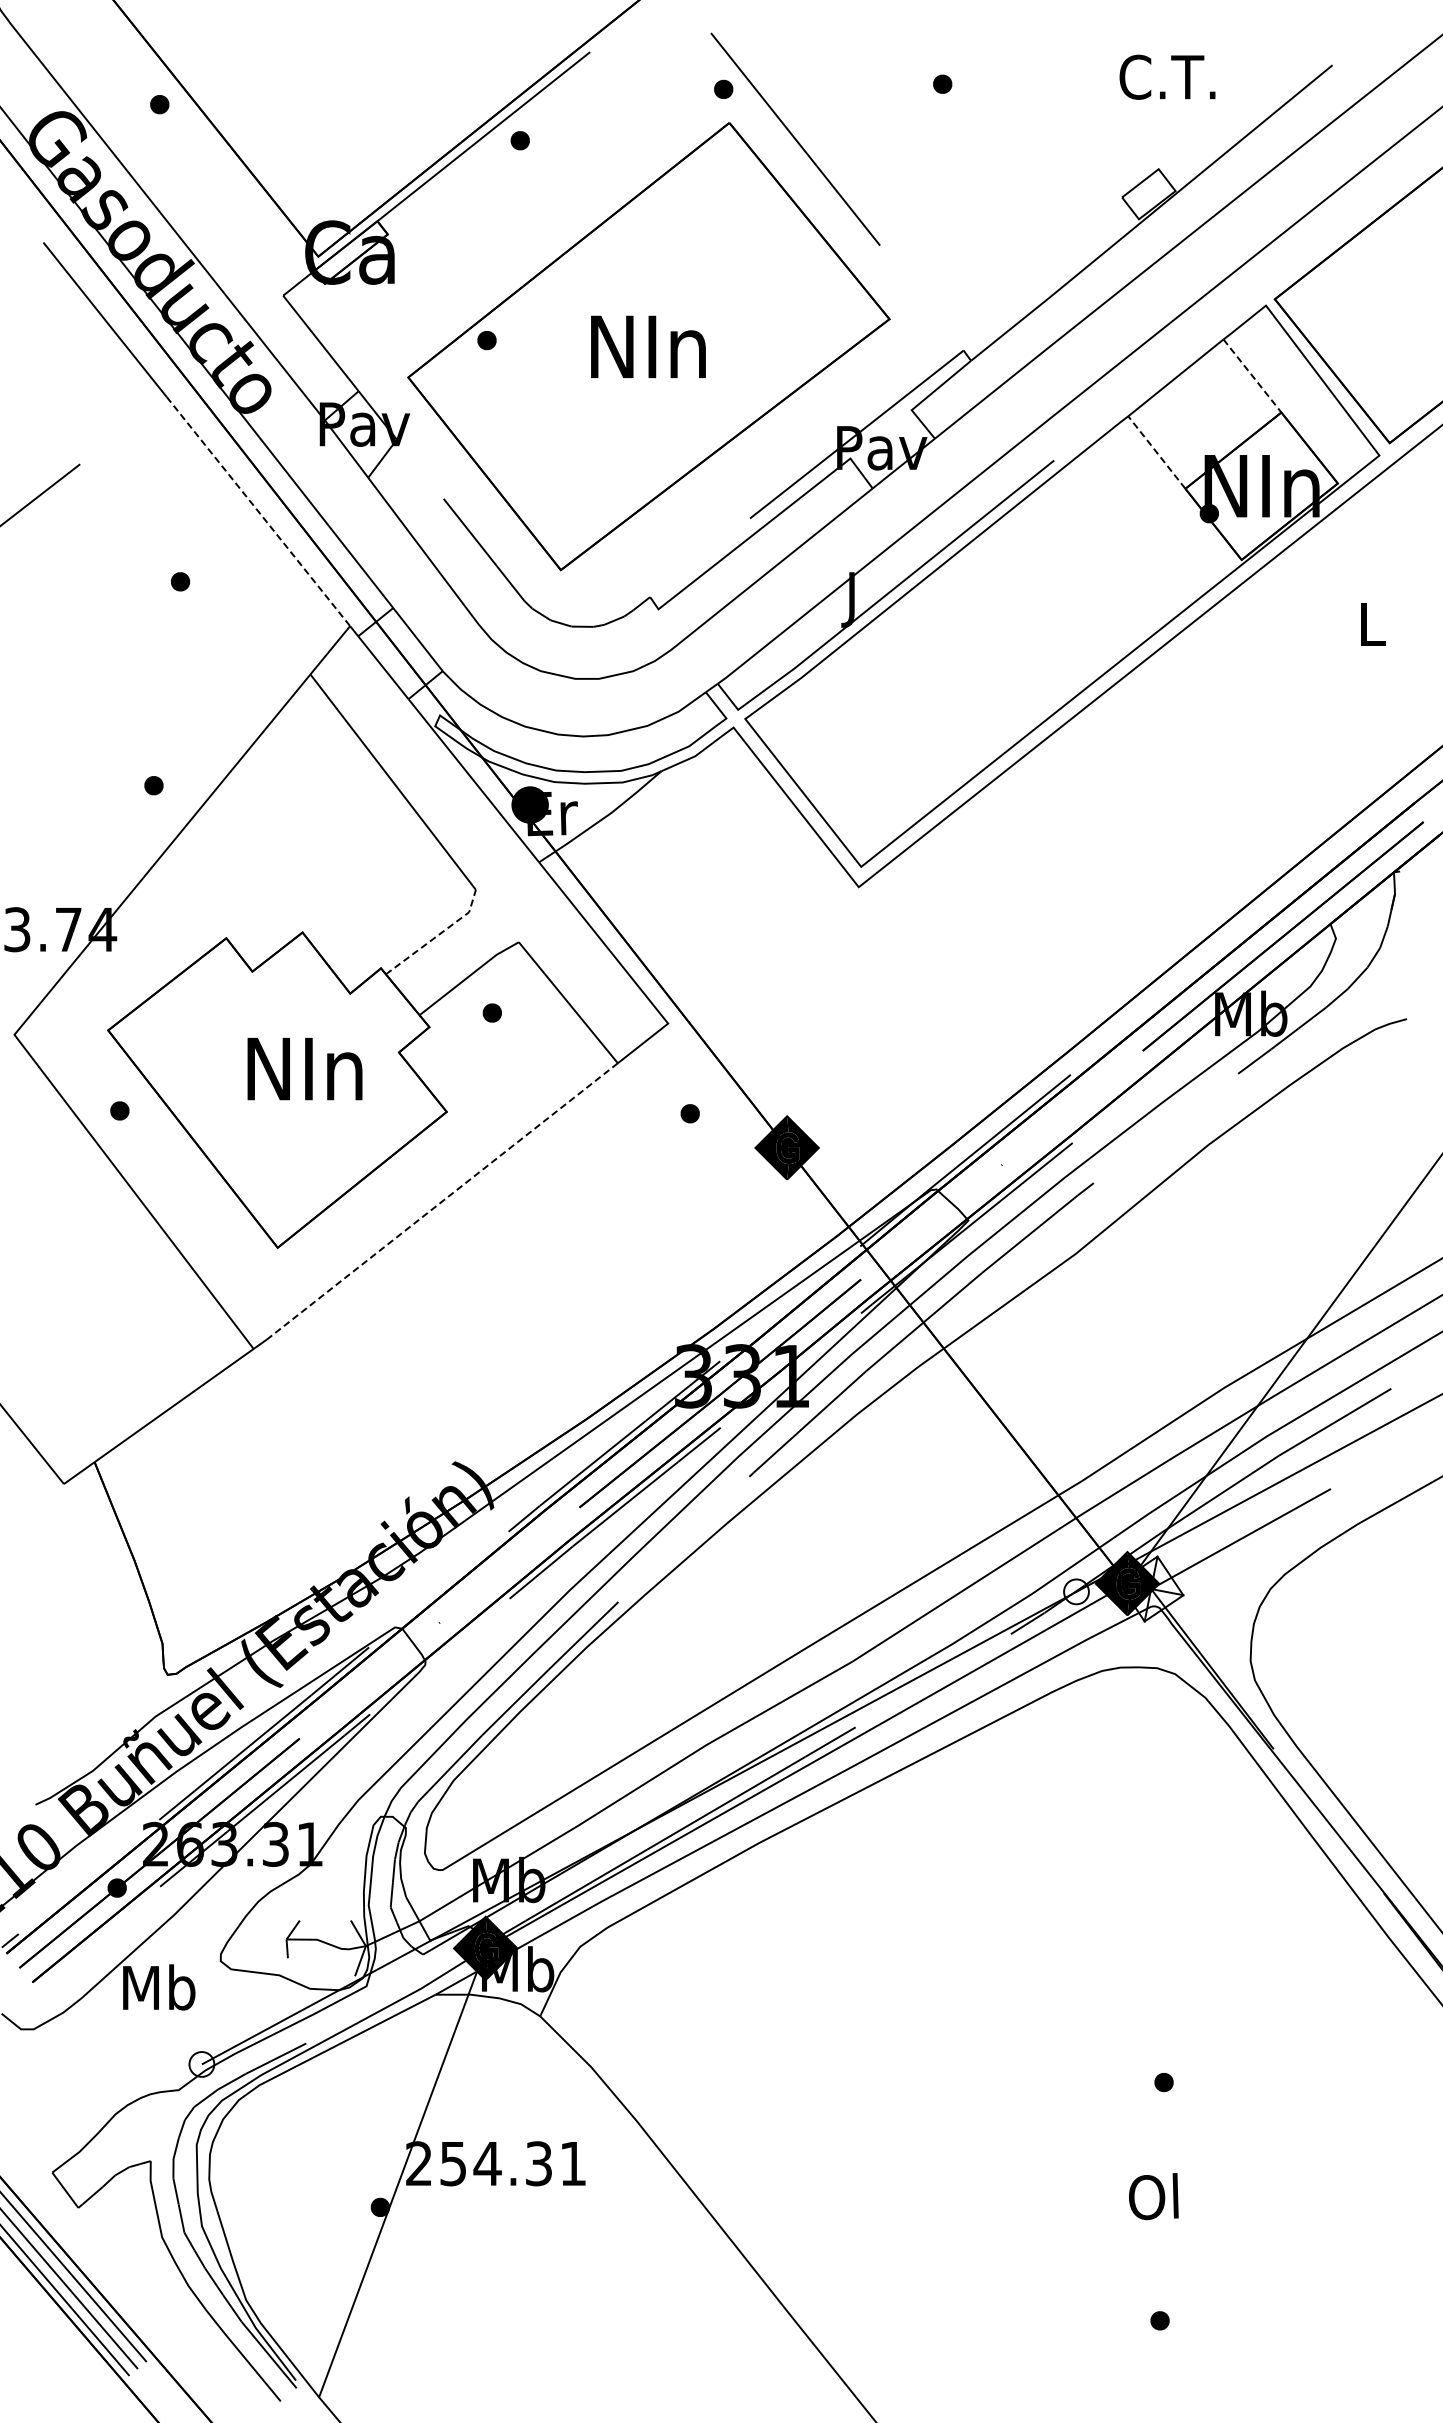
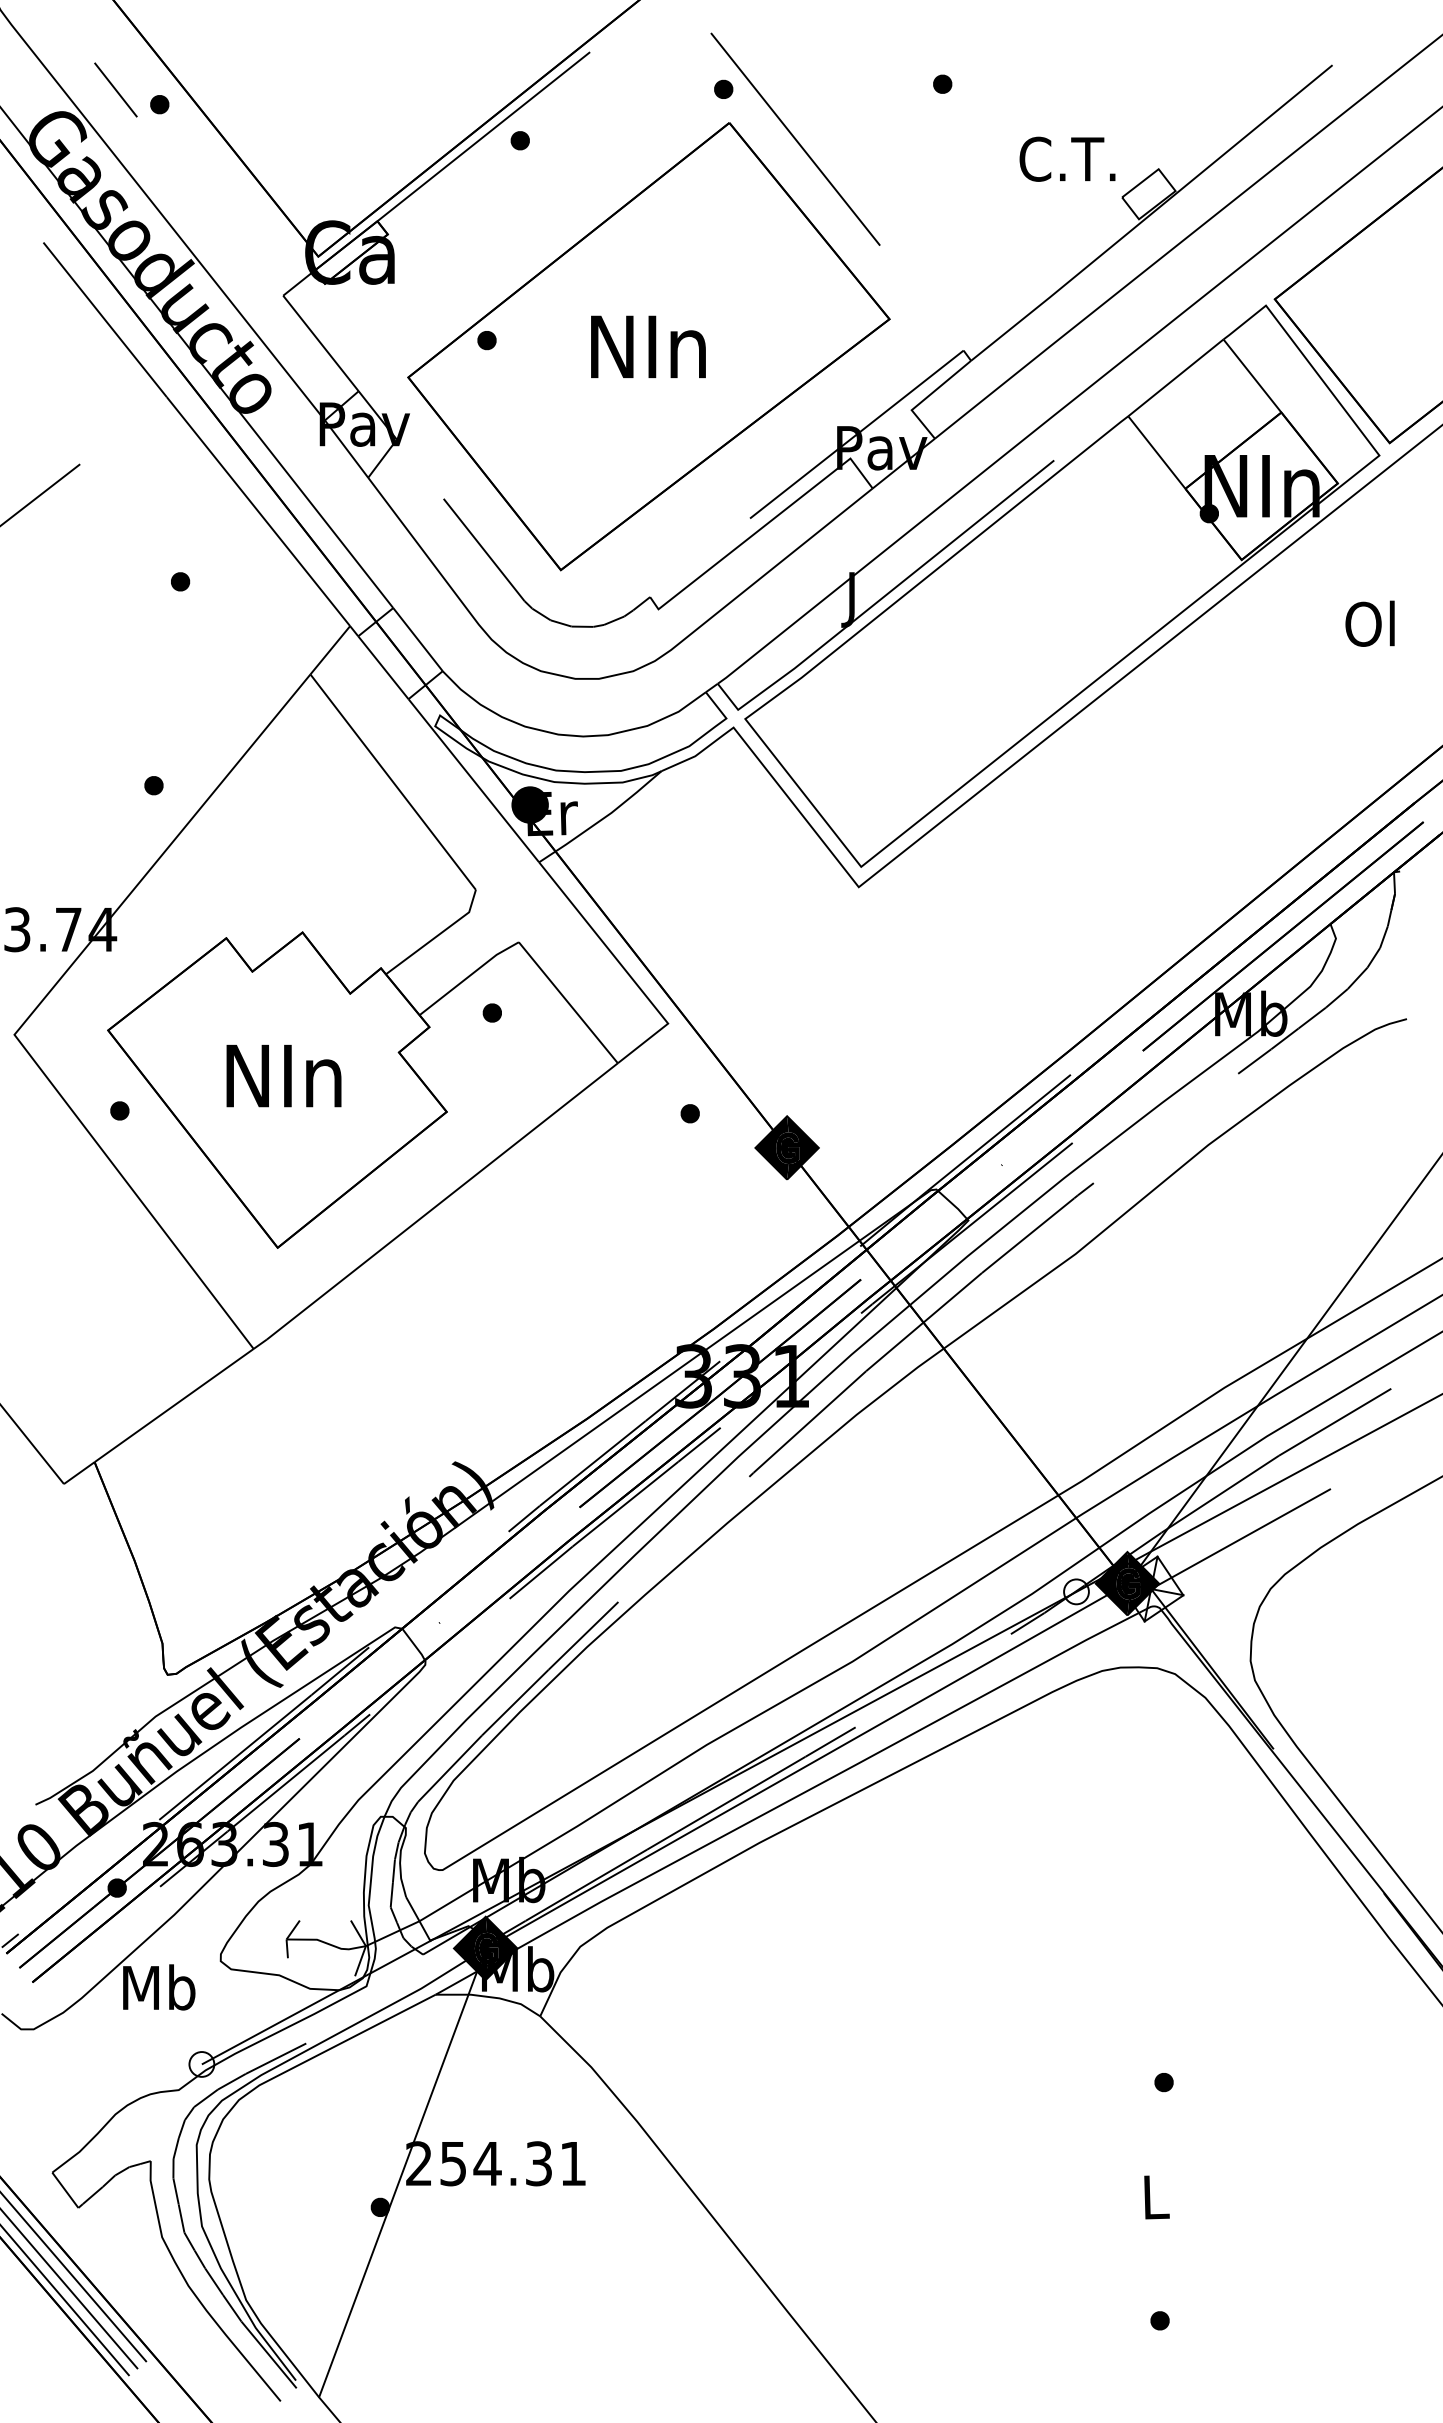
text position: (1167, 76) -> (1067, 158) (1067, 158)
line: none -> present (115, 89)
line: dashed -> solid (1252, 376)
line: dashed -> solid (1156, 452)
line: dashed -> solid (258, 511)
text: L -> Ol (1369, 623)
line: dashed -> solid (437, 935)
text position: (304, 1069) -> (283, 1076) (283, 1076)
line: dashed -> solid (442, 1201)
text: Ol -> L (1153, 2196)
